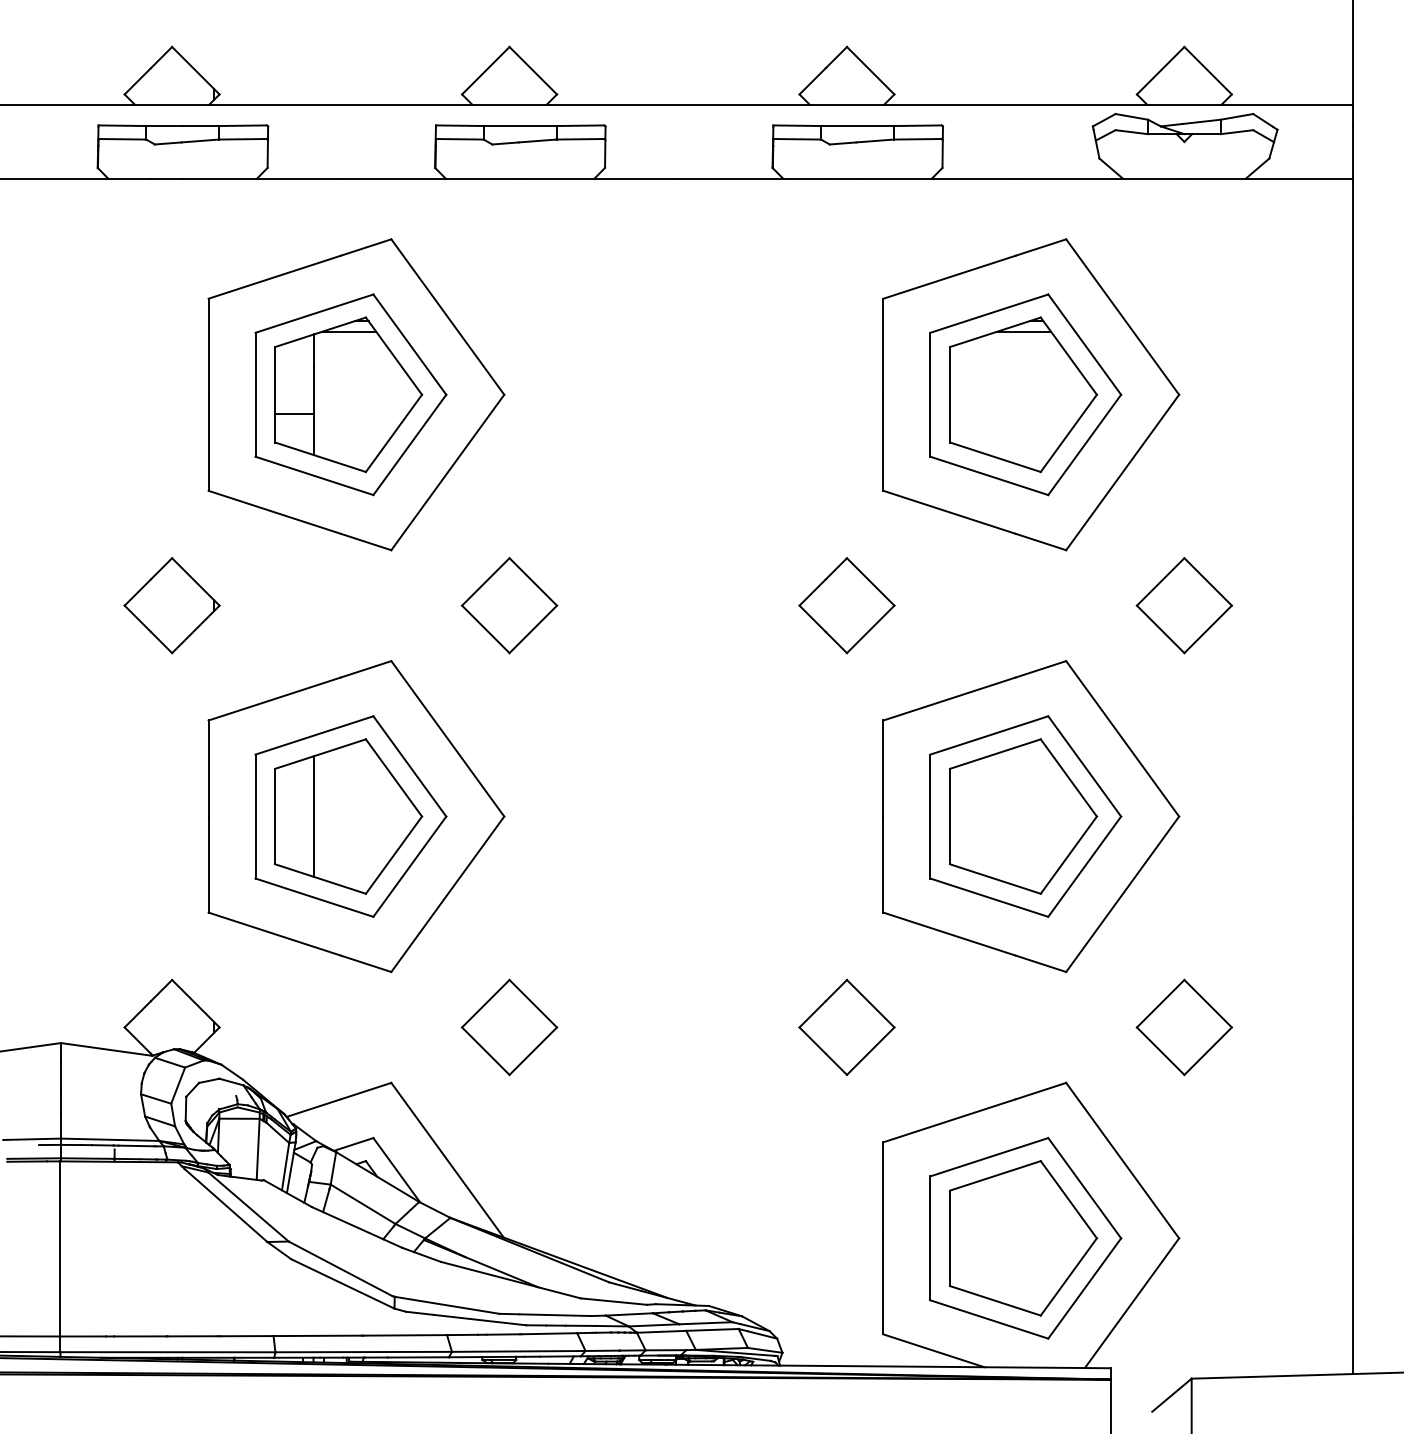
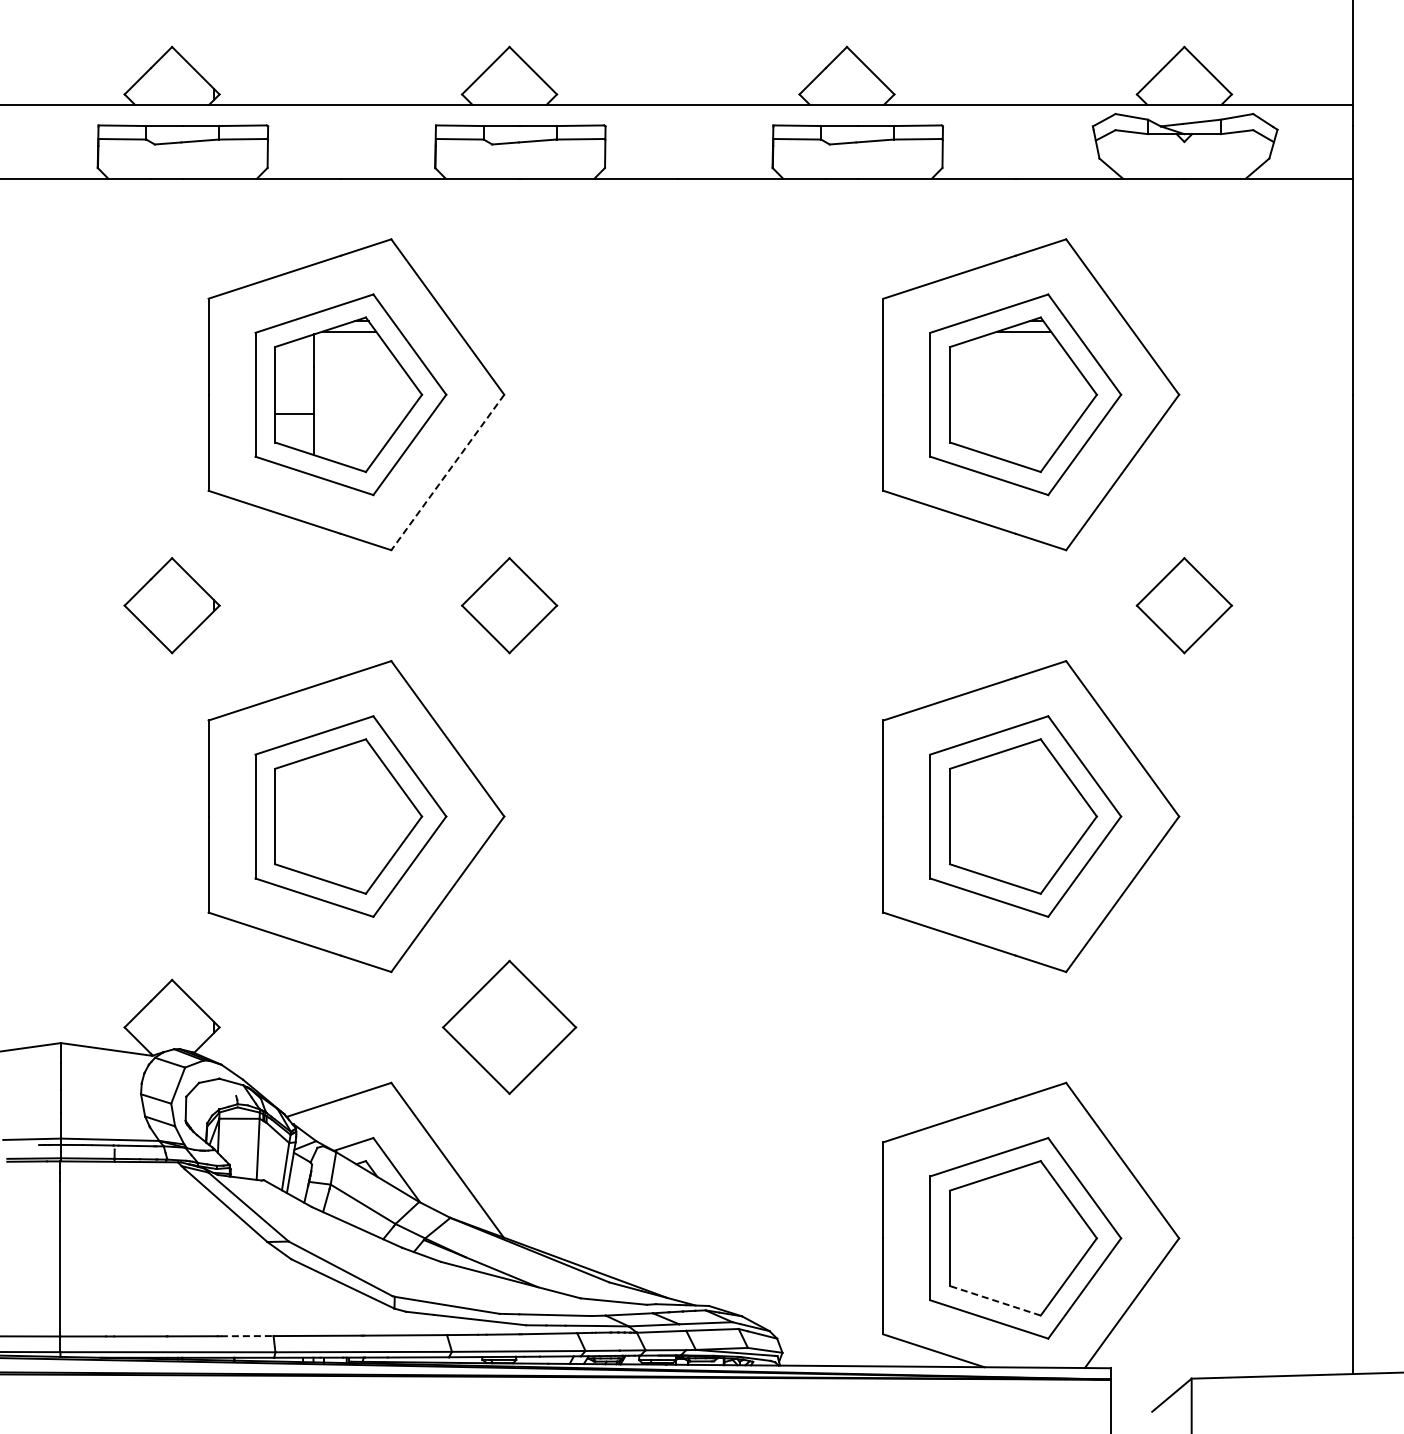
line: solid -> dashed (447, 472)
part: present -> none (846, 605)
line: present -> none (314, 816)
part: present -> none (846, 1026)
part size: 99x99 px -> 136x136 px (509, 1026)
part: present -> none (1183, 1027)
line: solid -> dashed (995, 1300)
line: solid -> dashed (247, 1336)
